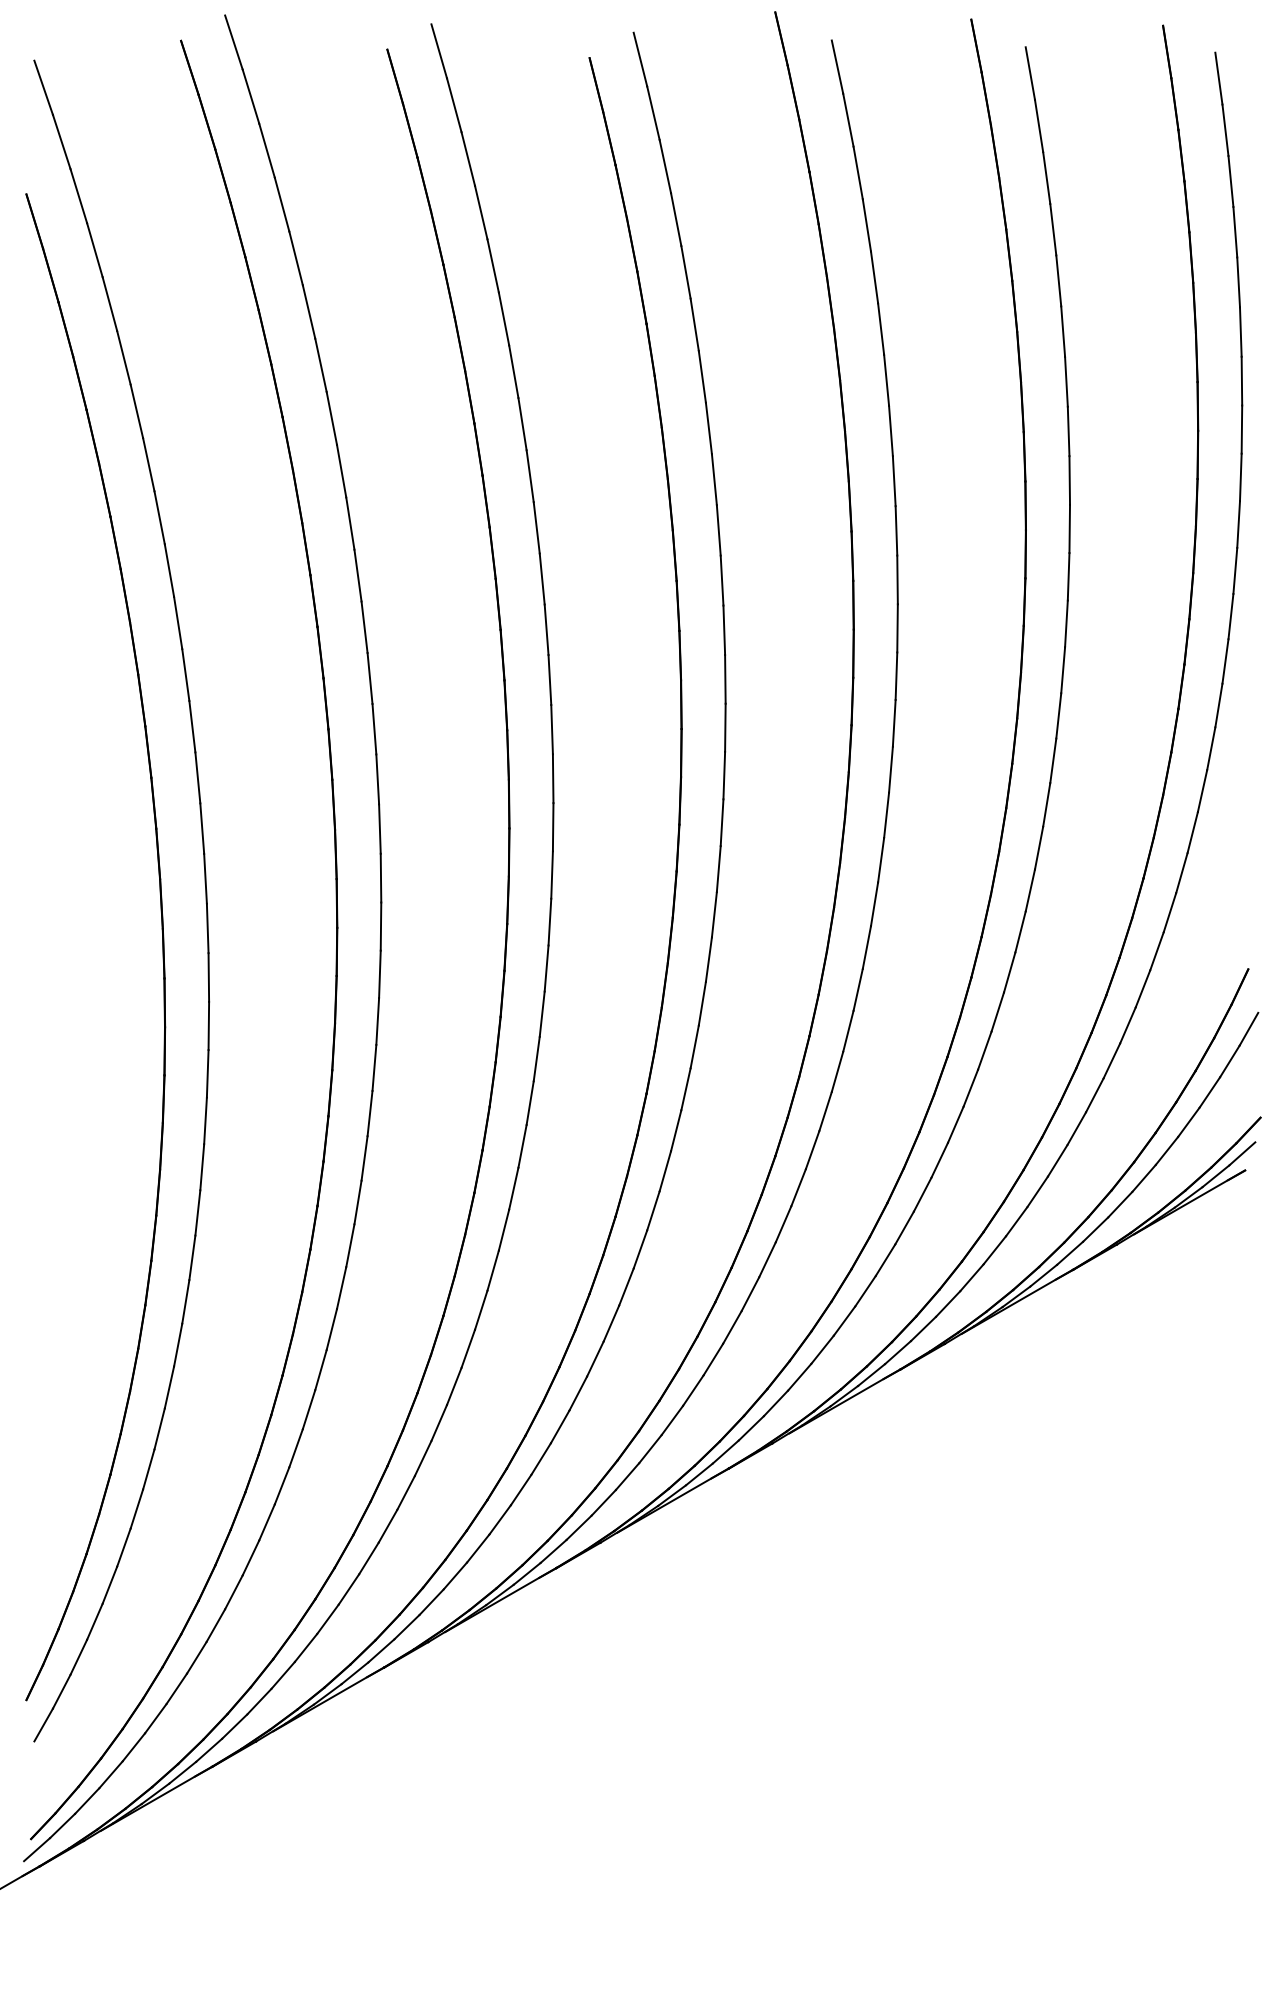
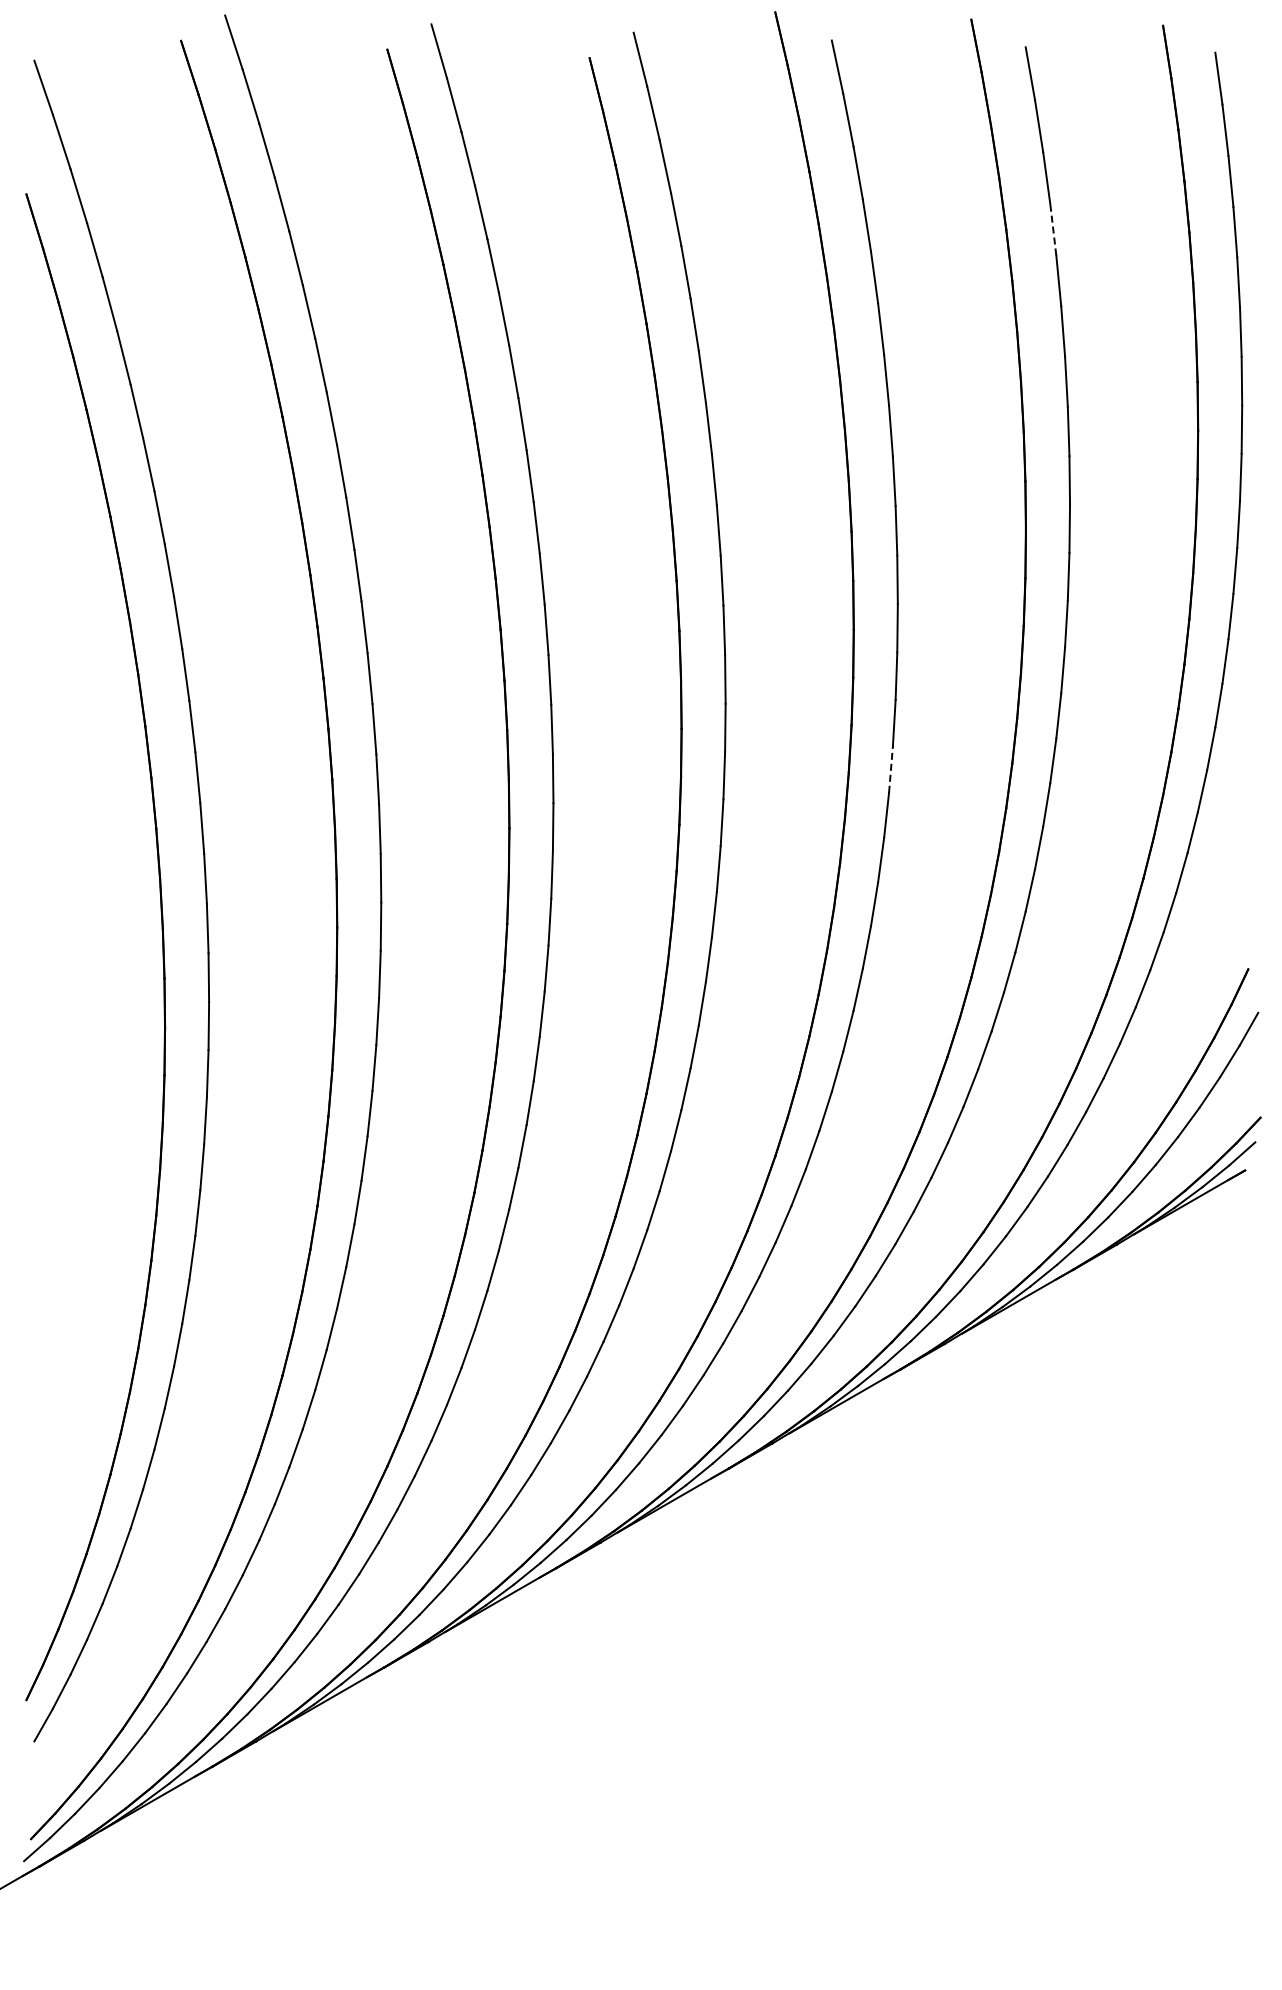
line: solid -> dashed (1053, 229)
line: solid -> dashed (891, 769)
